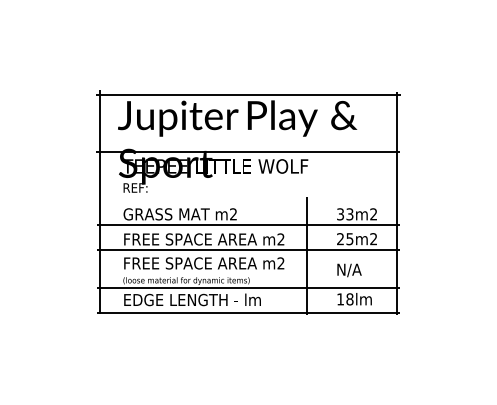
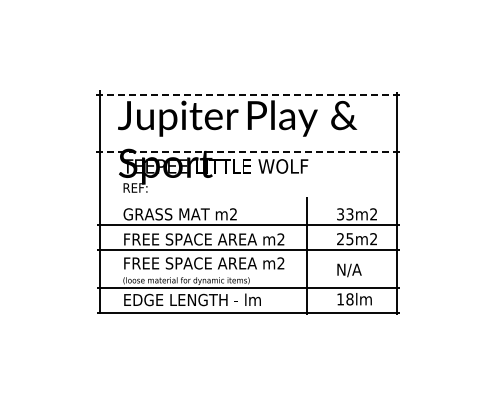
line: solid -> dashed (248, 94)
line: solid -> dashed (247, 152)
